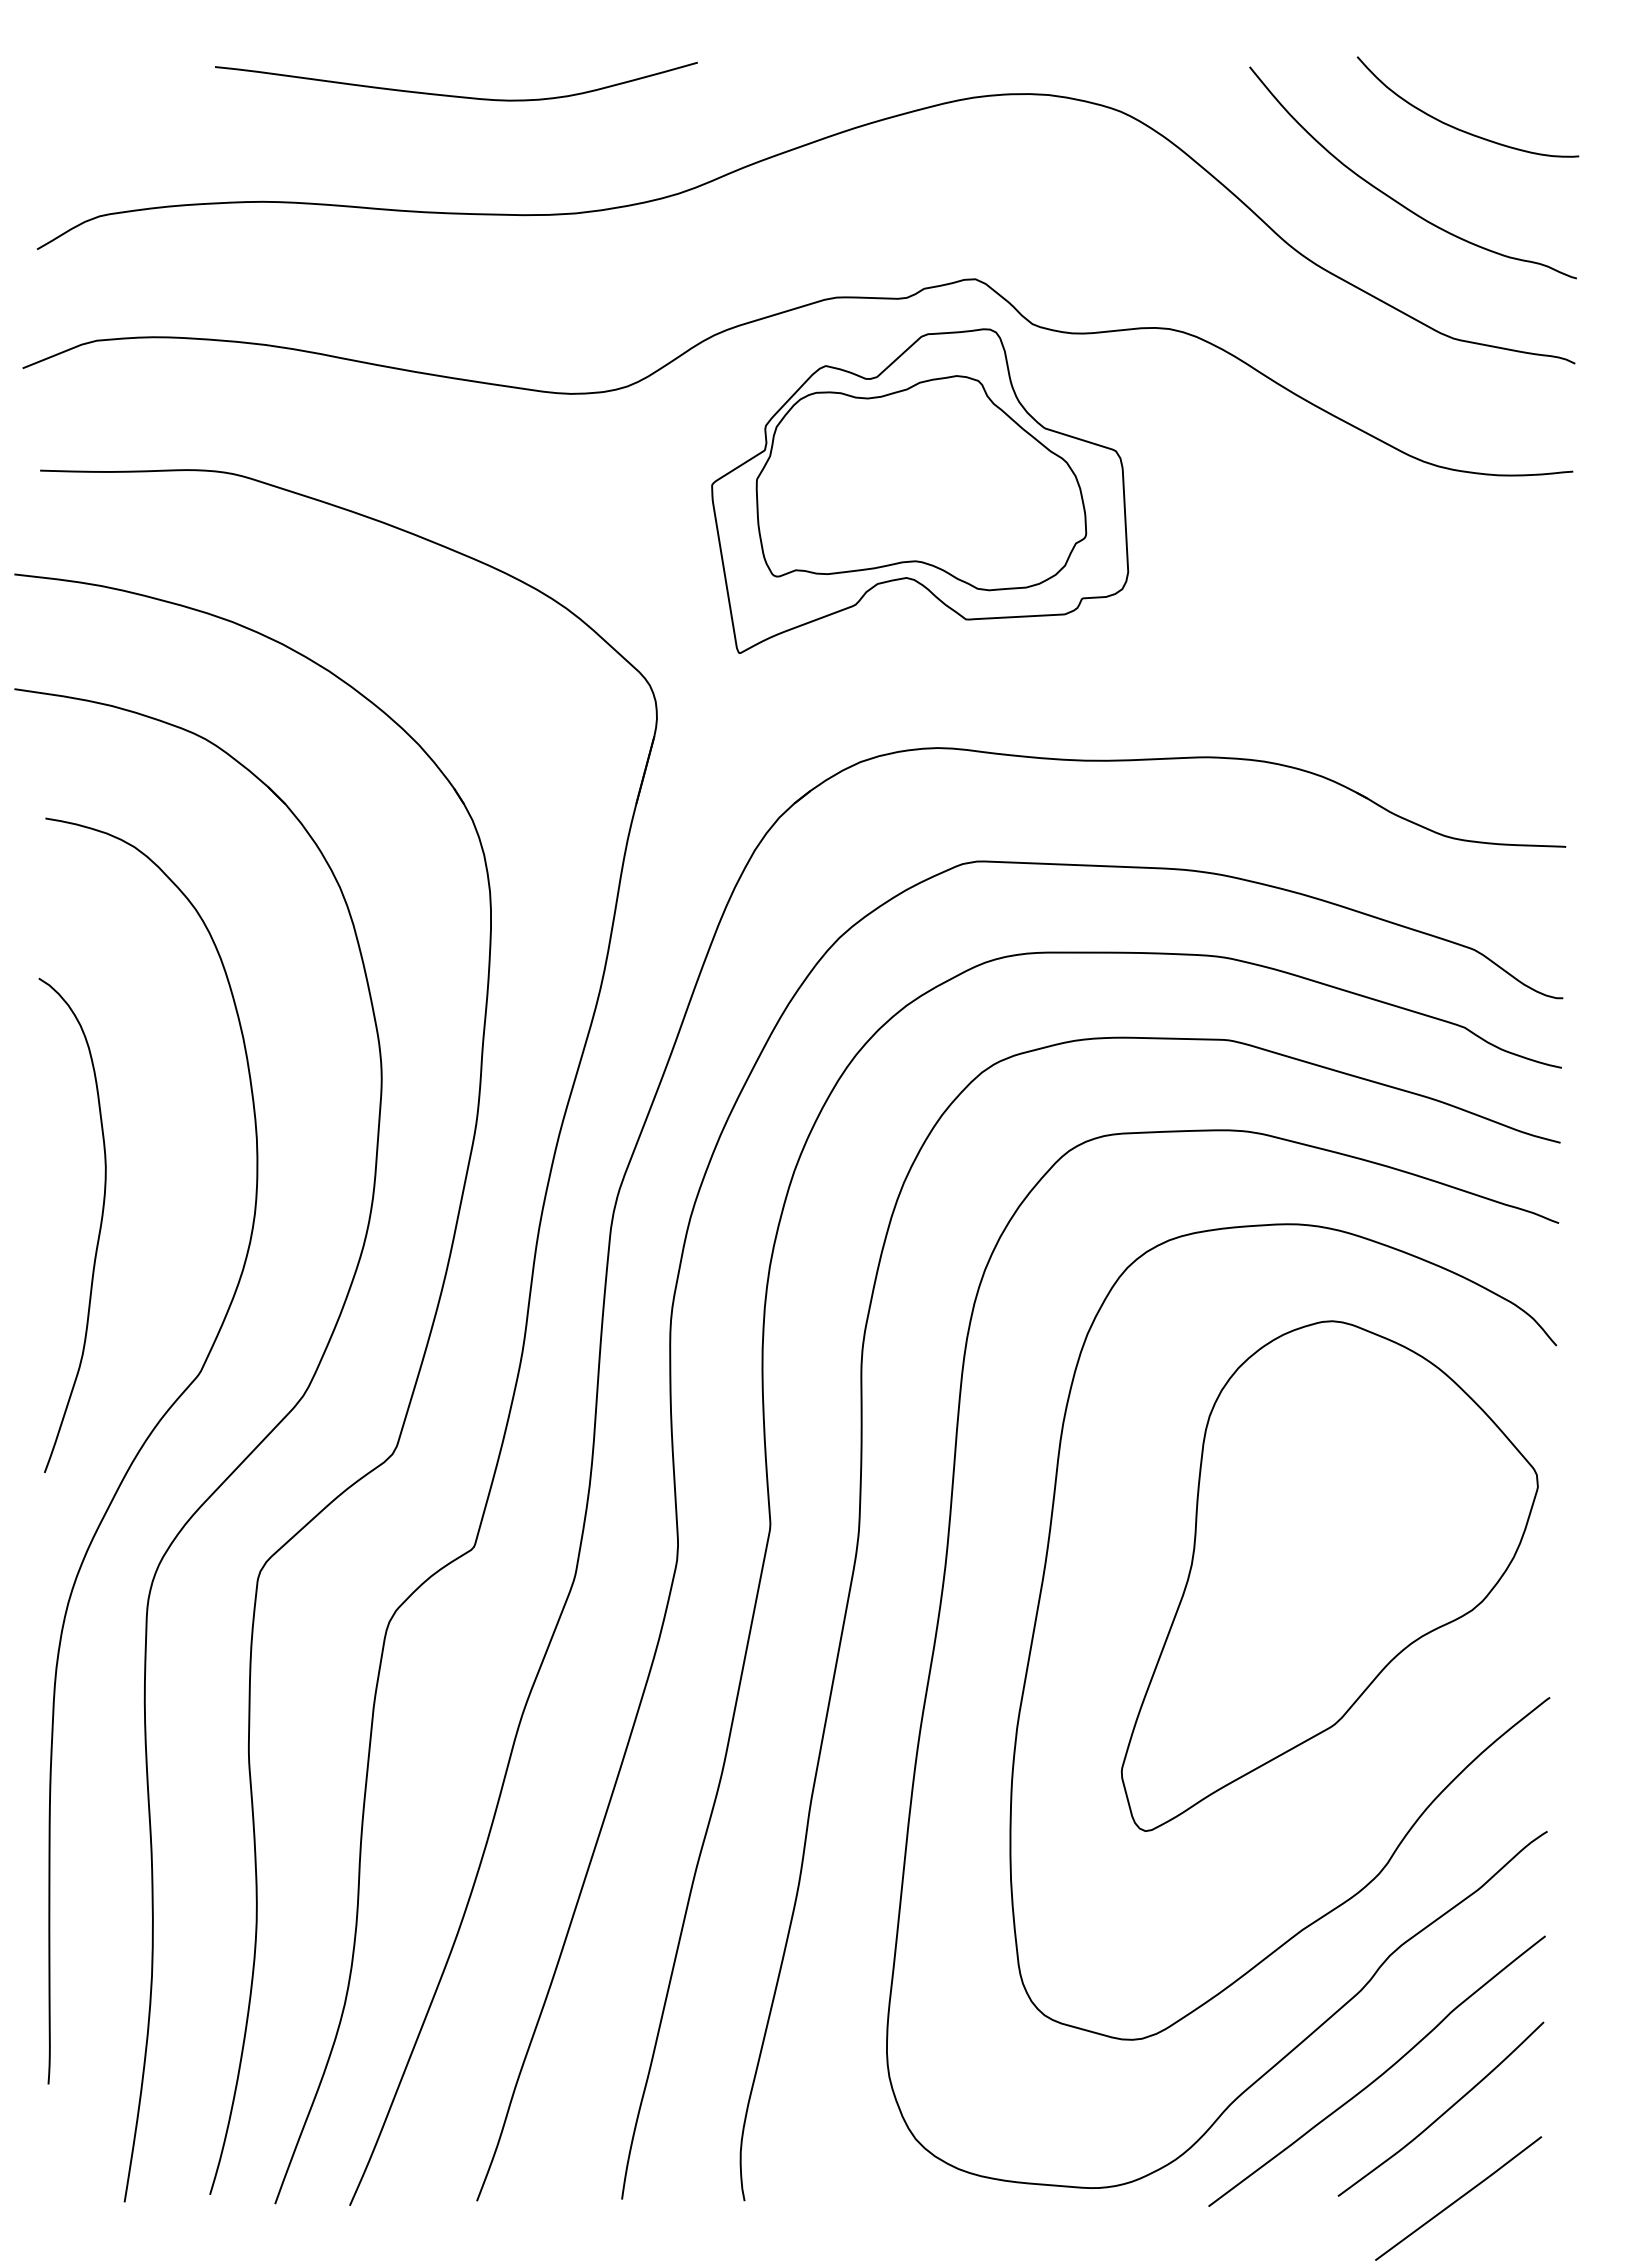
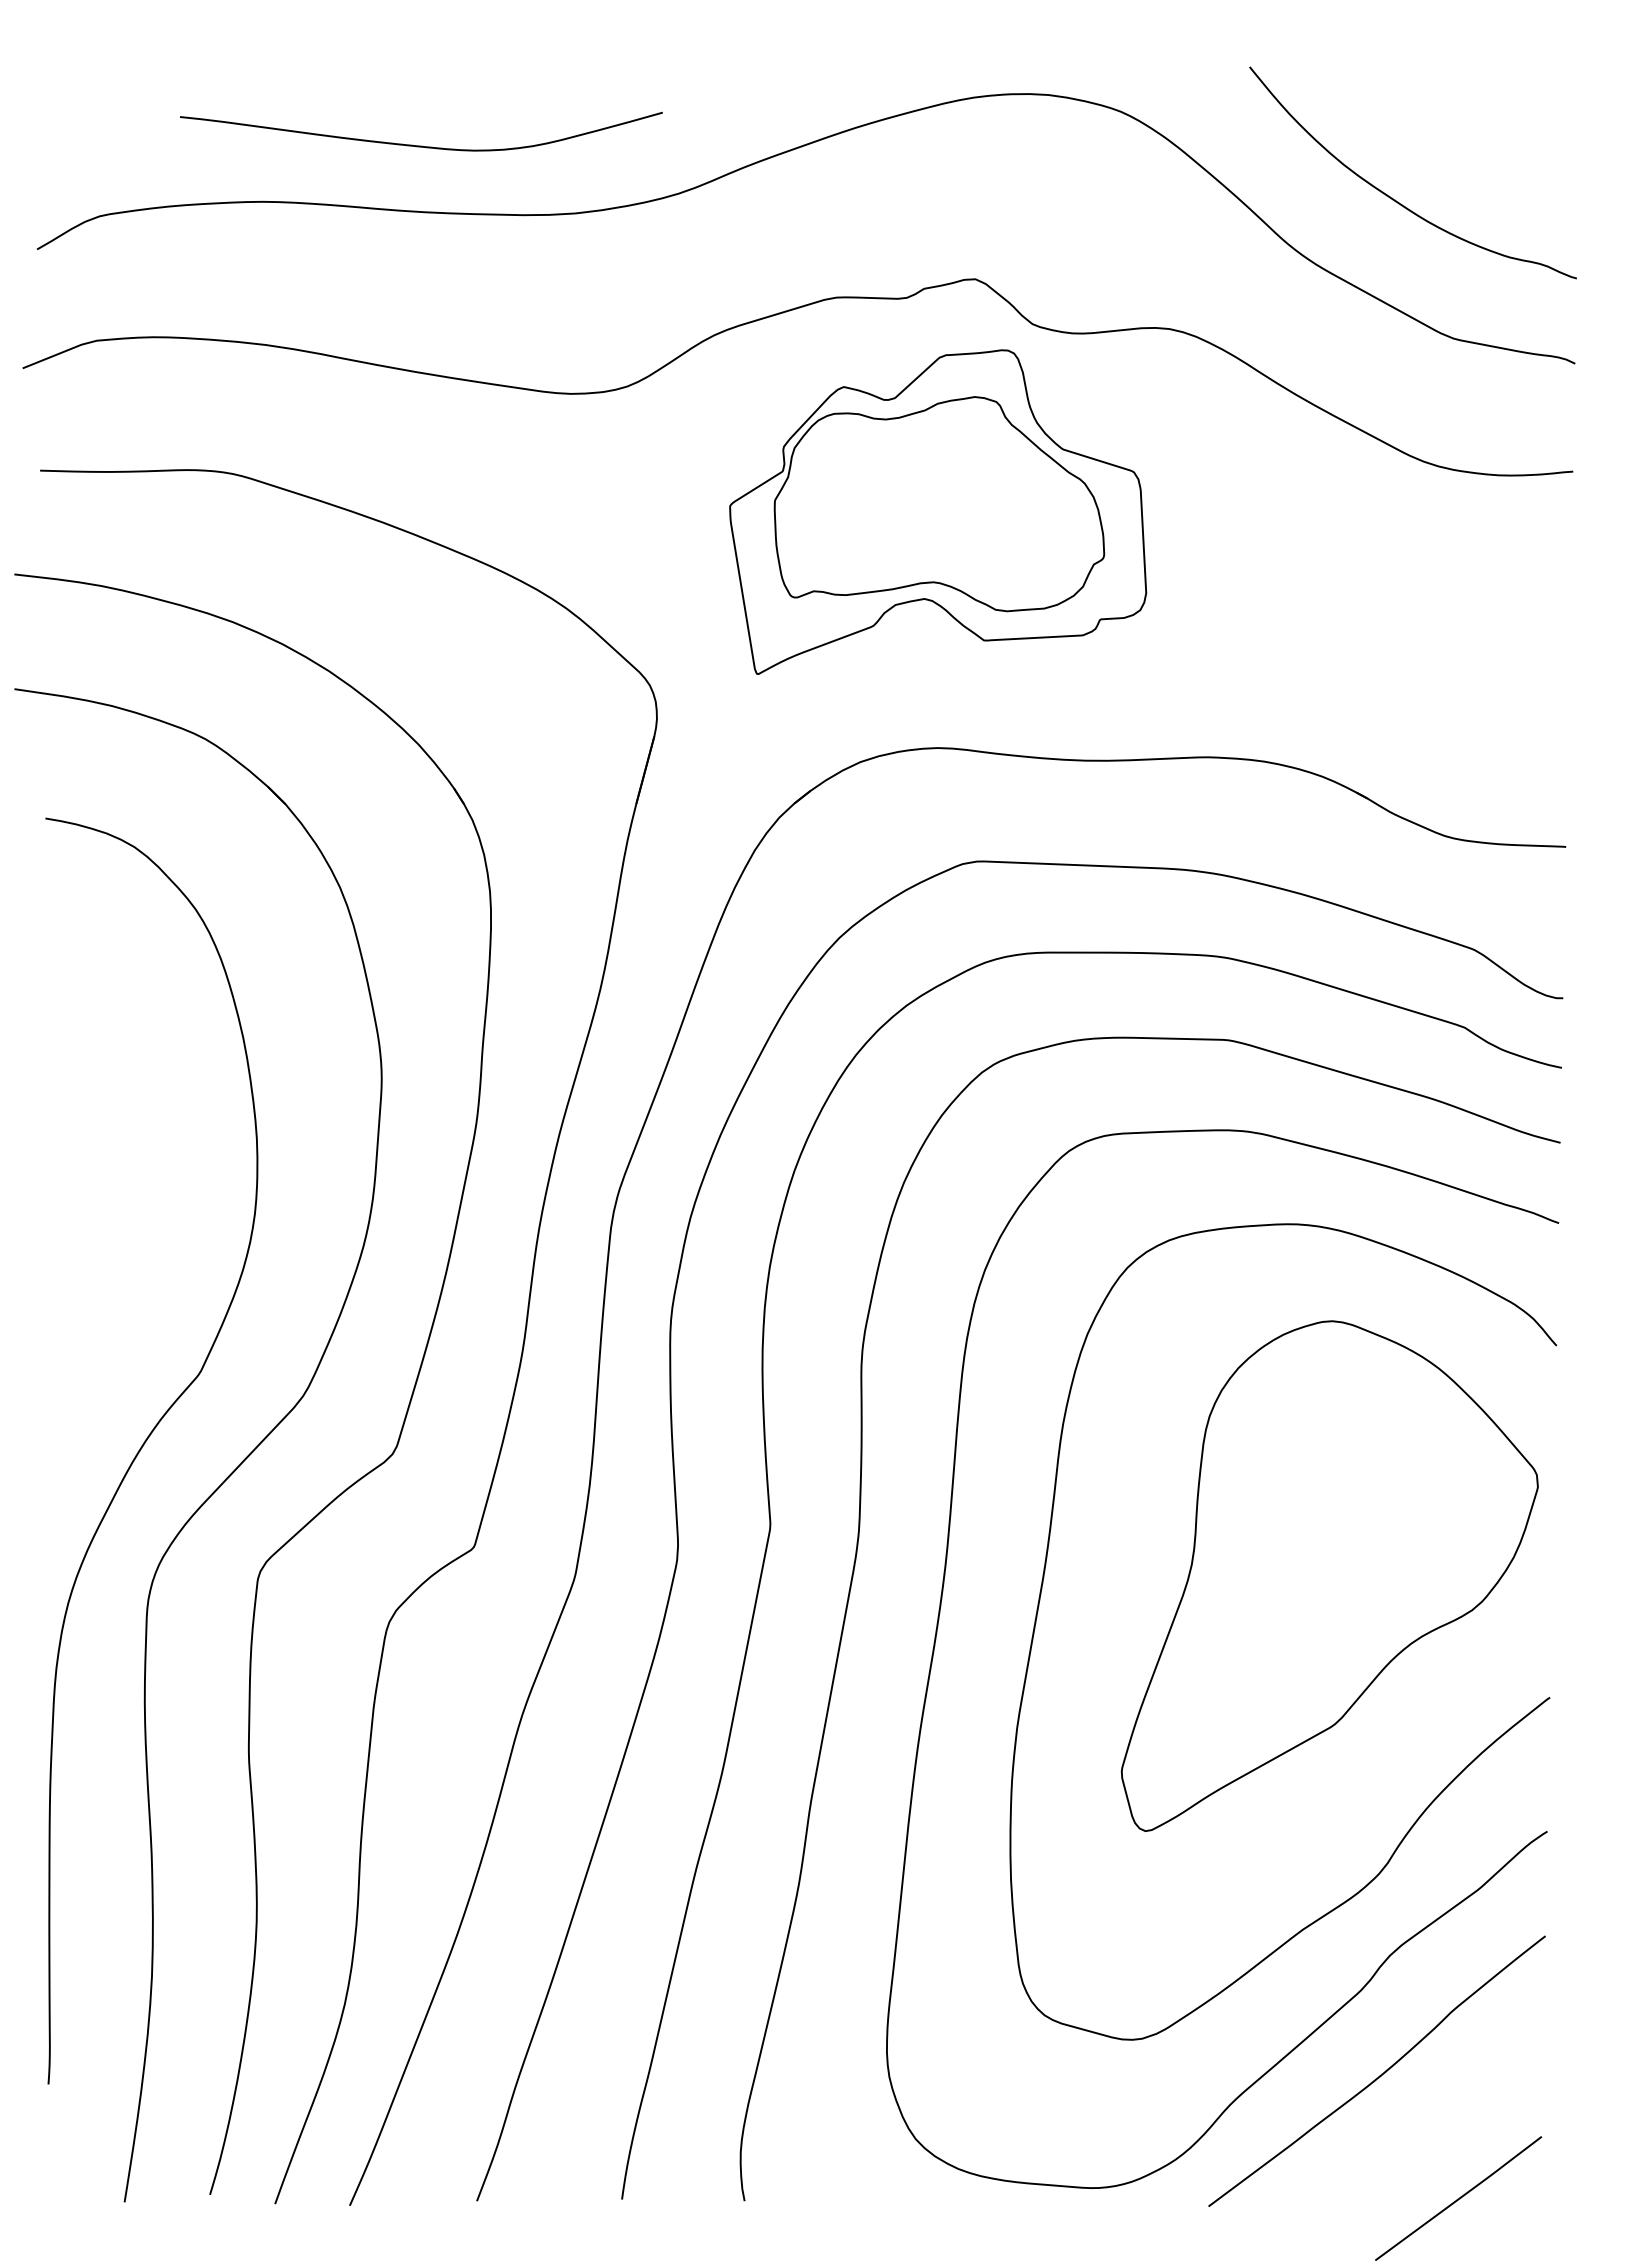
curve position: (456, 95) -> (421, 145) (421, 145)
curve: present -> none (1459, 128)
part position: (920, 490) -> (938, 511) (938, 511)
curve: present -> none (98, 1232)
curve: present -> none (1444, 2111)
